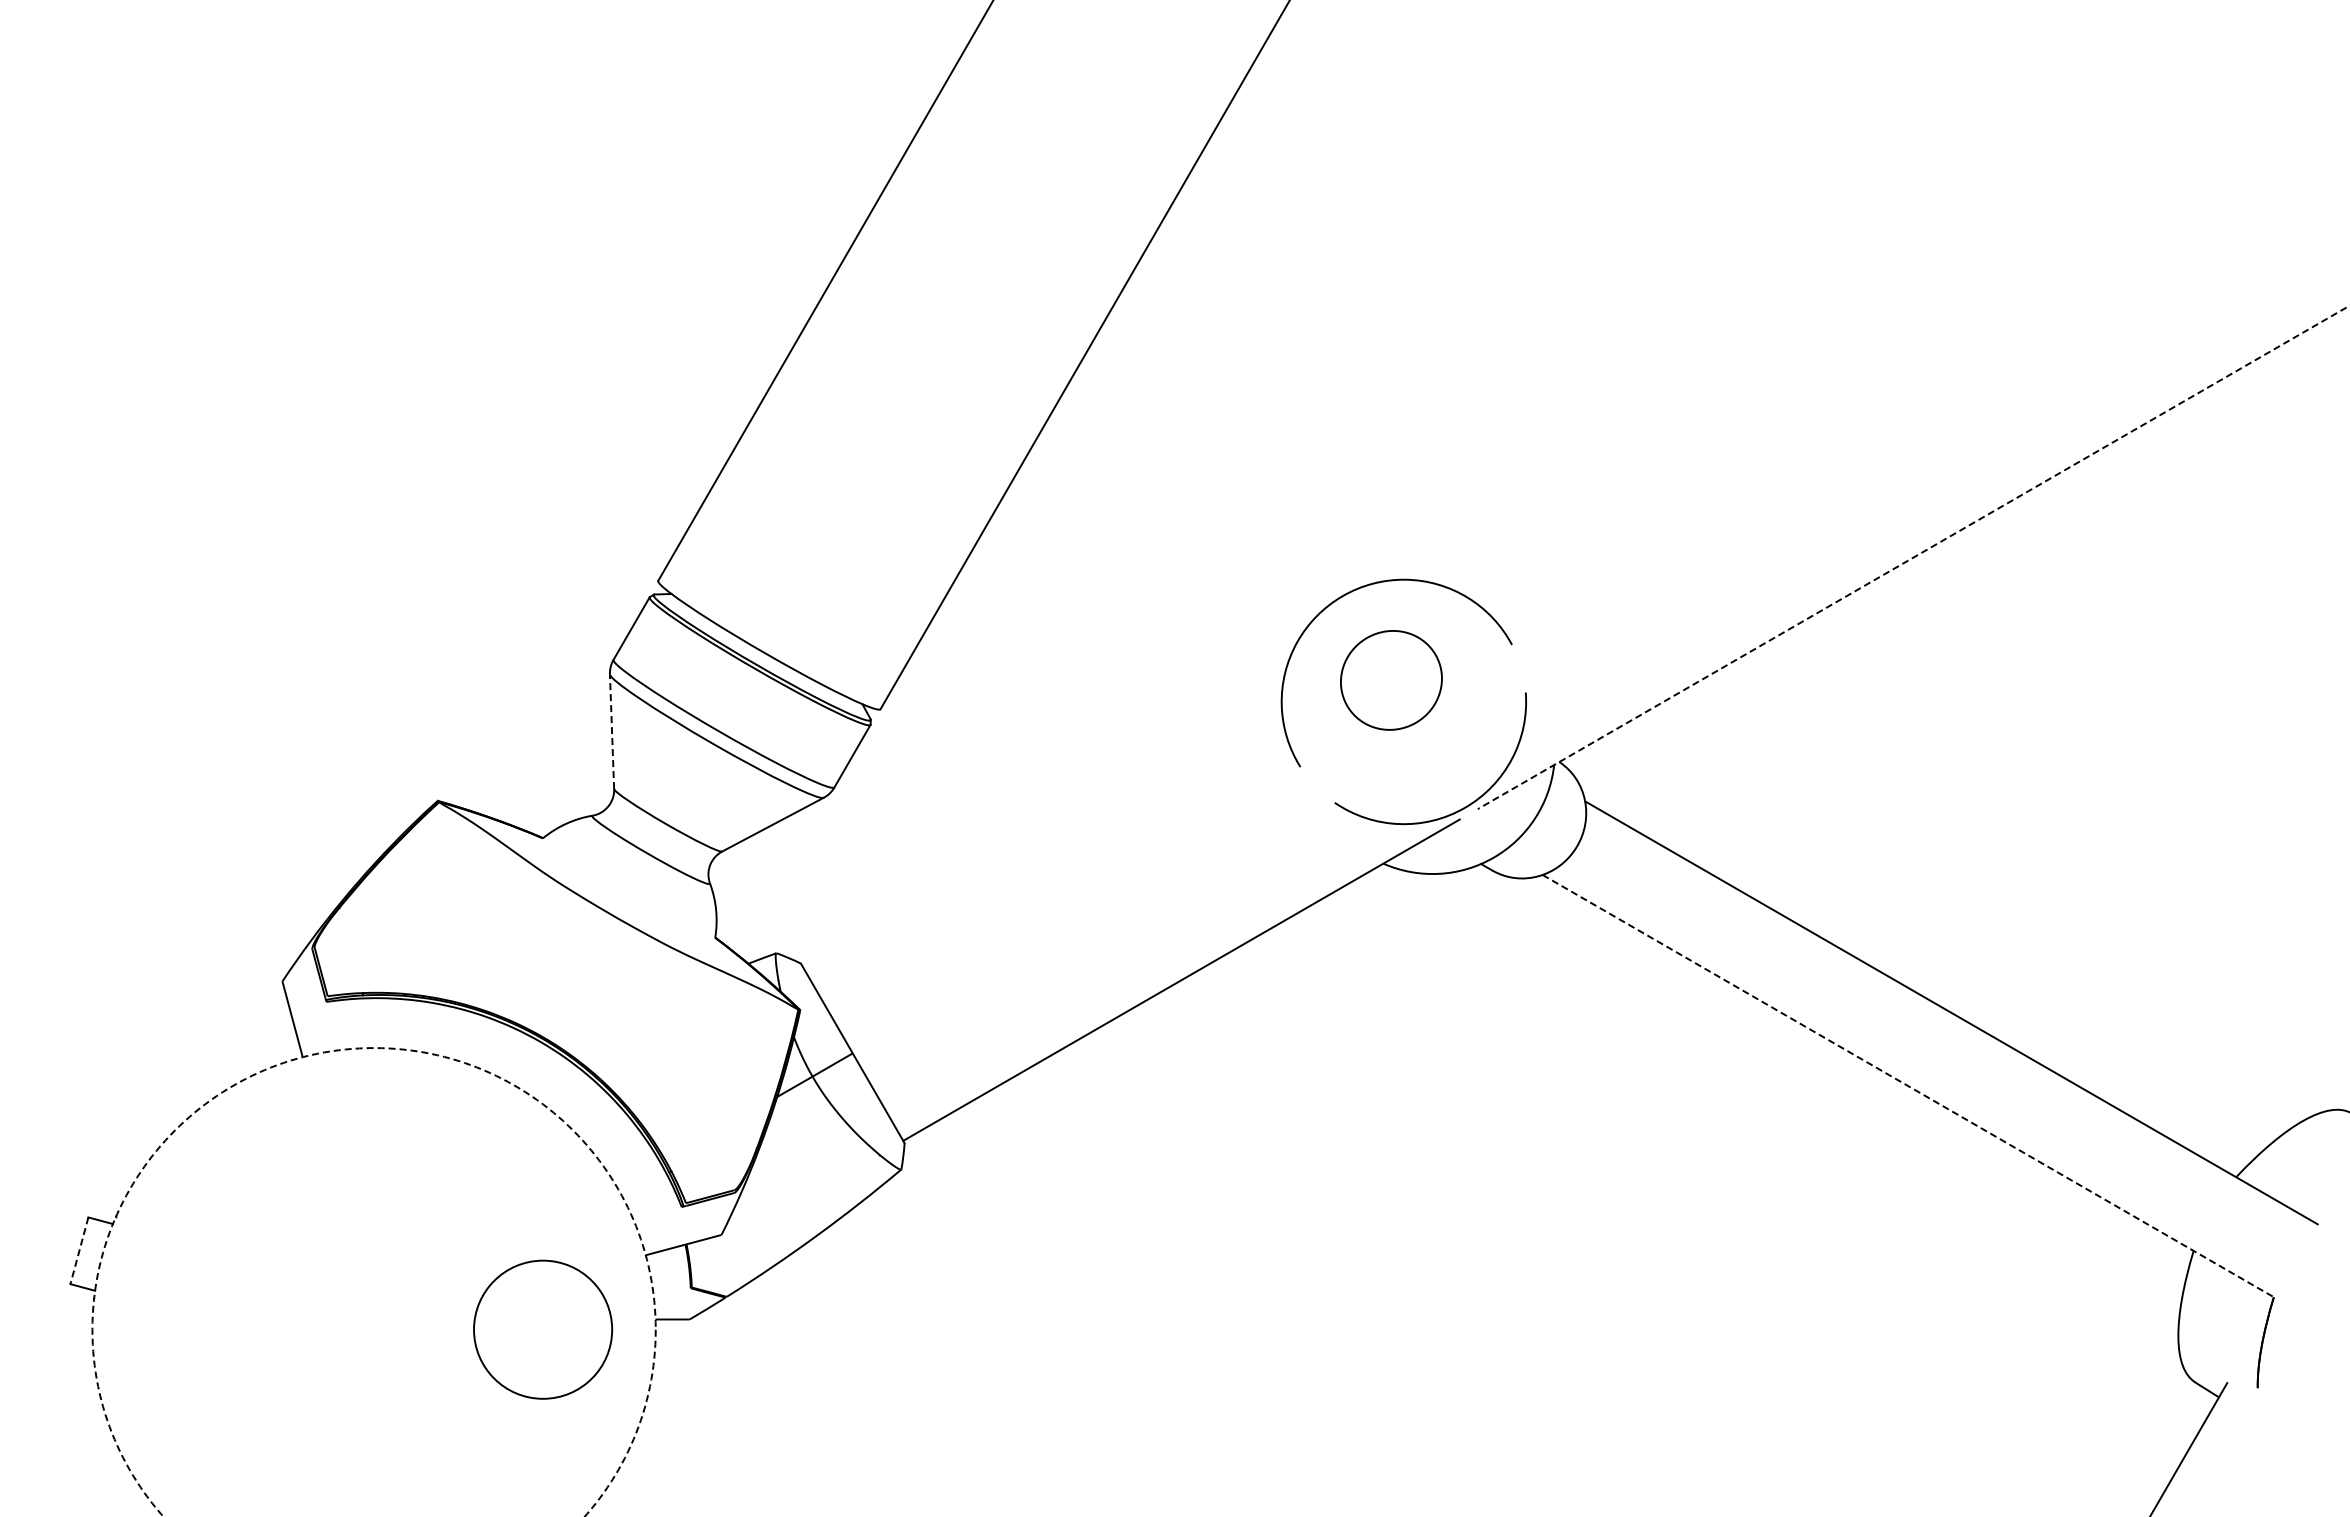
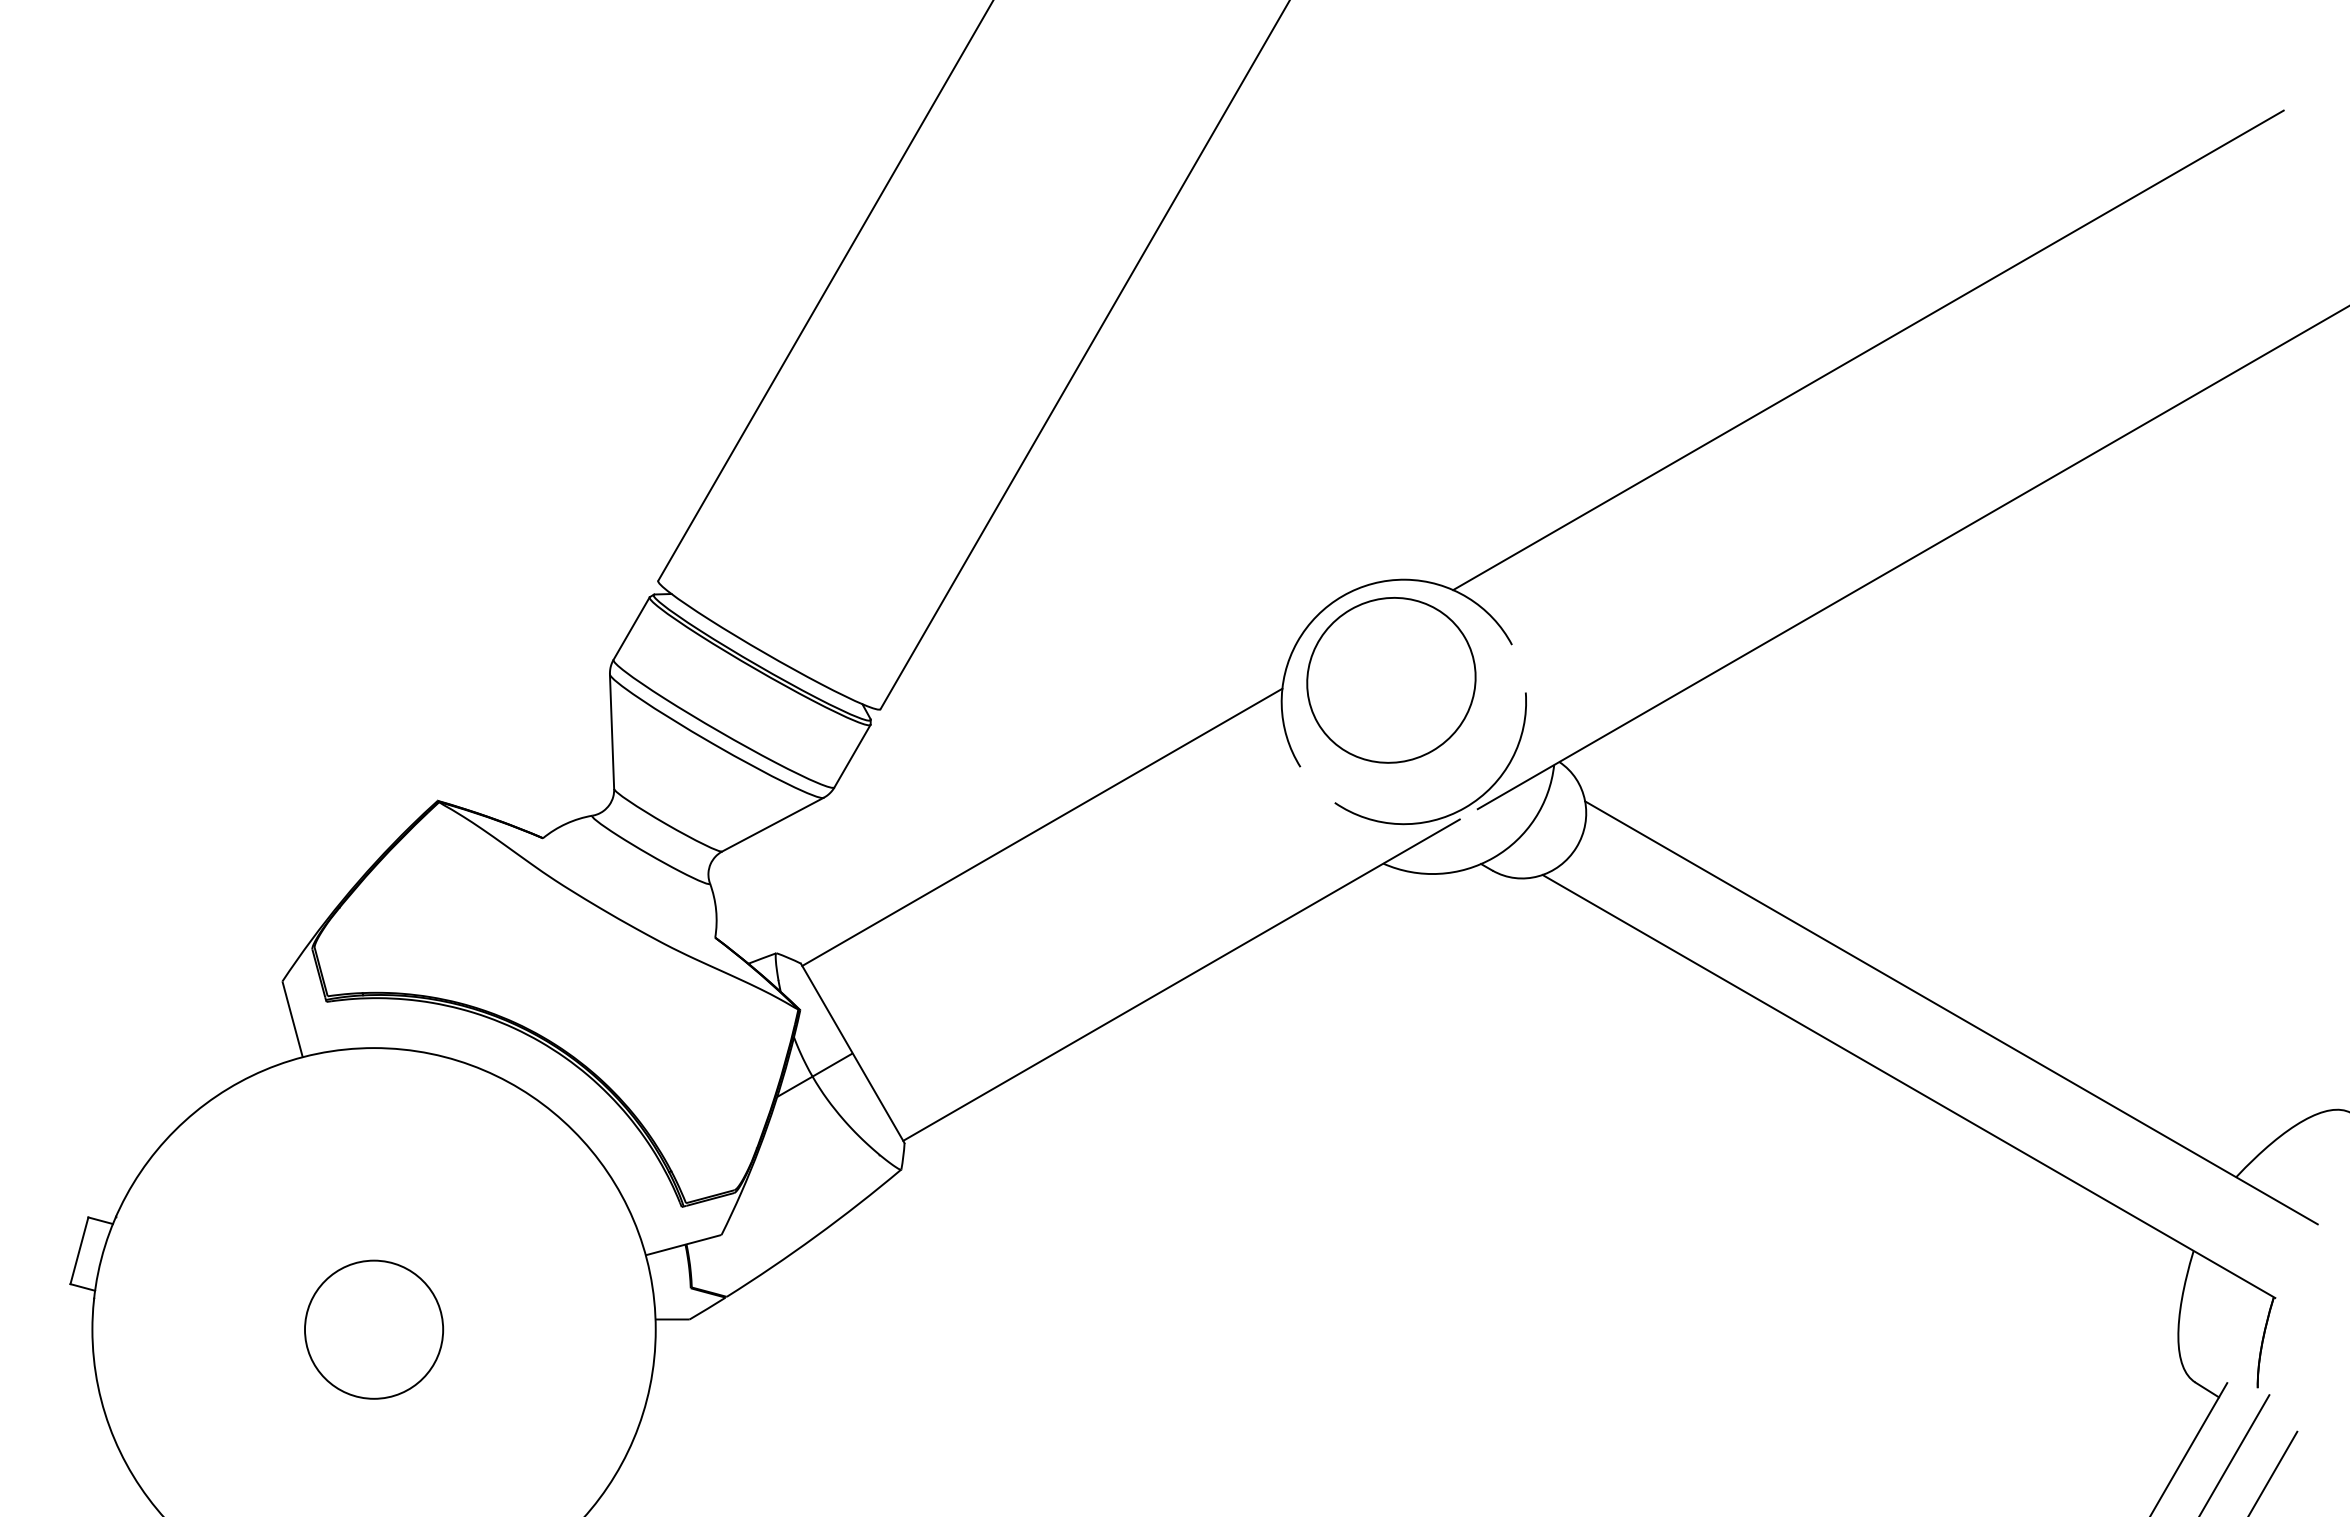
line: none -> present (1868, 350)
line: dashed -> solid (1913, 557)
part size: 103x101 px -> 171x167 px (1391, 680)
line: dashed -> solid (612, 731)
line: none -> present (1042, 826)
line: dashed -> solid (1909, 1086)
line: dashed -> solid (79, 1250)
circle: dashed -> solid (373, 1282)
circle position: (543, 1329) -> (374, 1329) (374, 1329)
line: none -> present (2235, 1454)
line: none -> present (2273, 1472)
